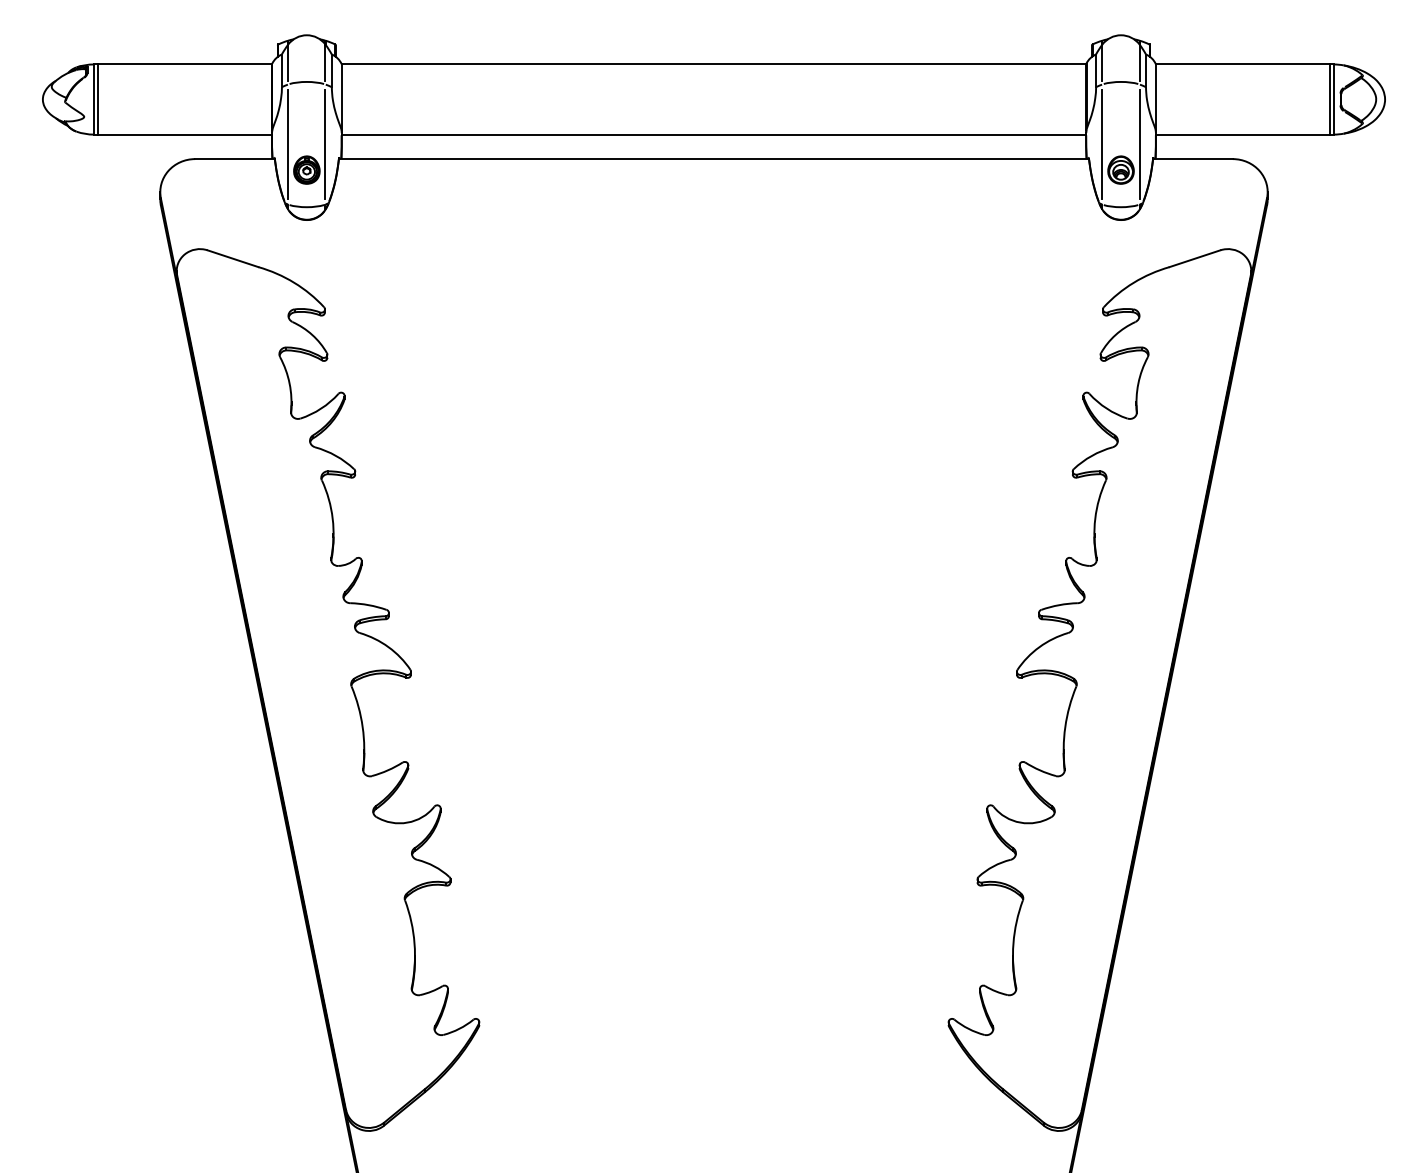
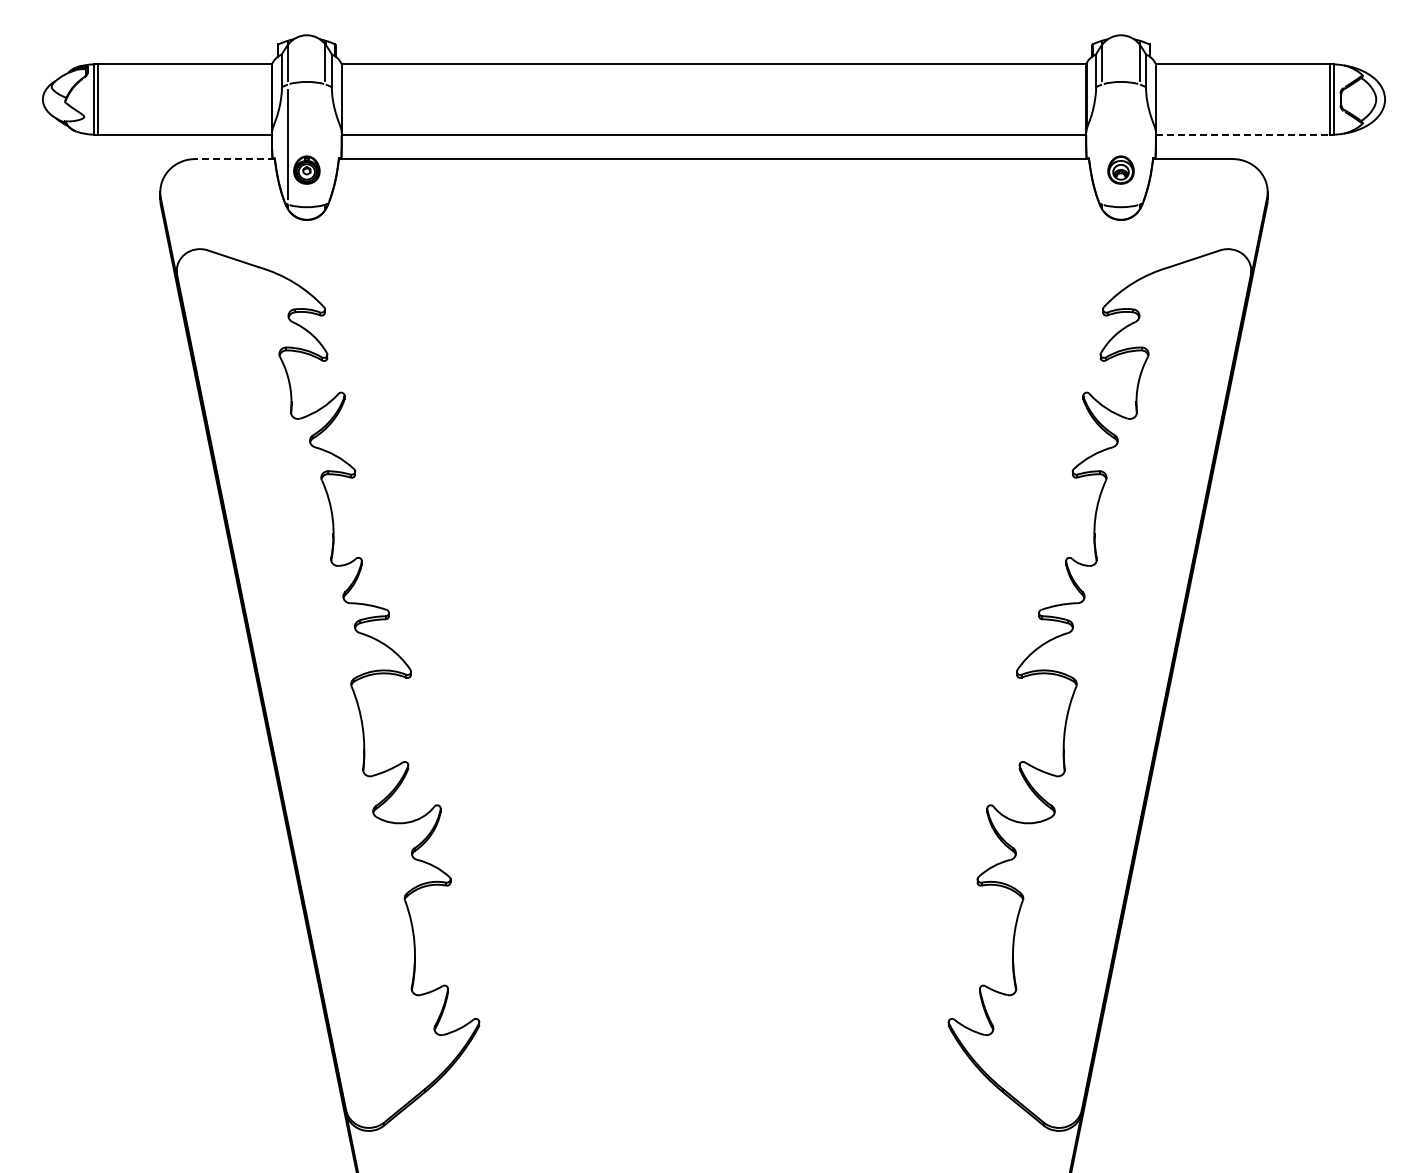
line: solid -> dashed (1243, 134)
line: present -> none (325, 144)
line: present -> none (1102, 144)
line: present -> none (1139, 144)
line: solid -> dashed (235, 159)
